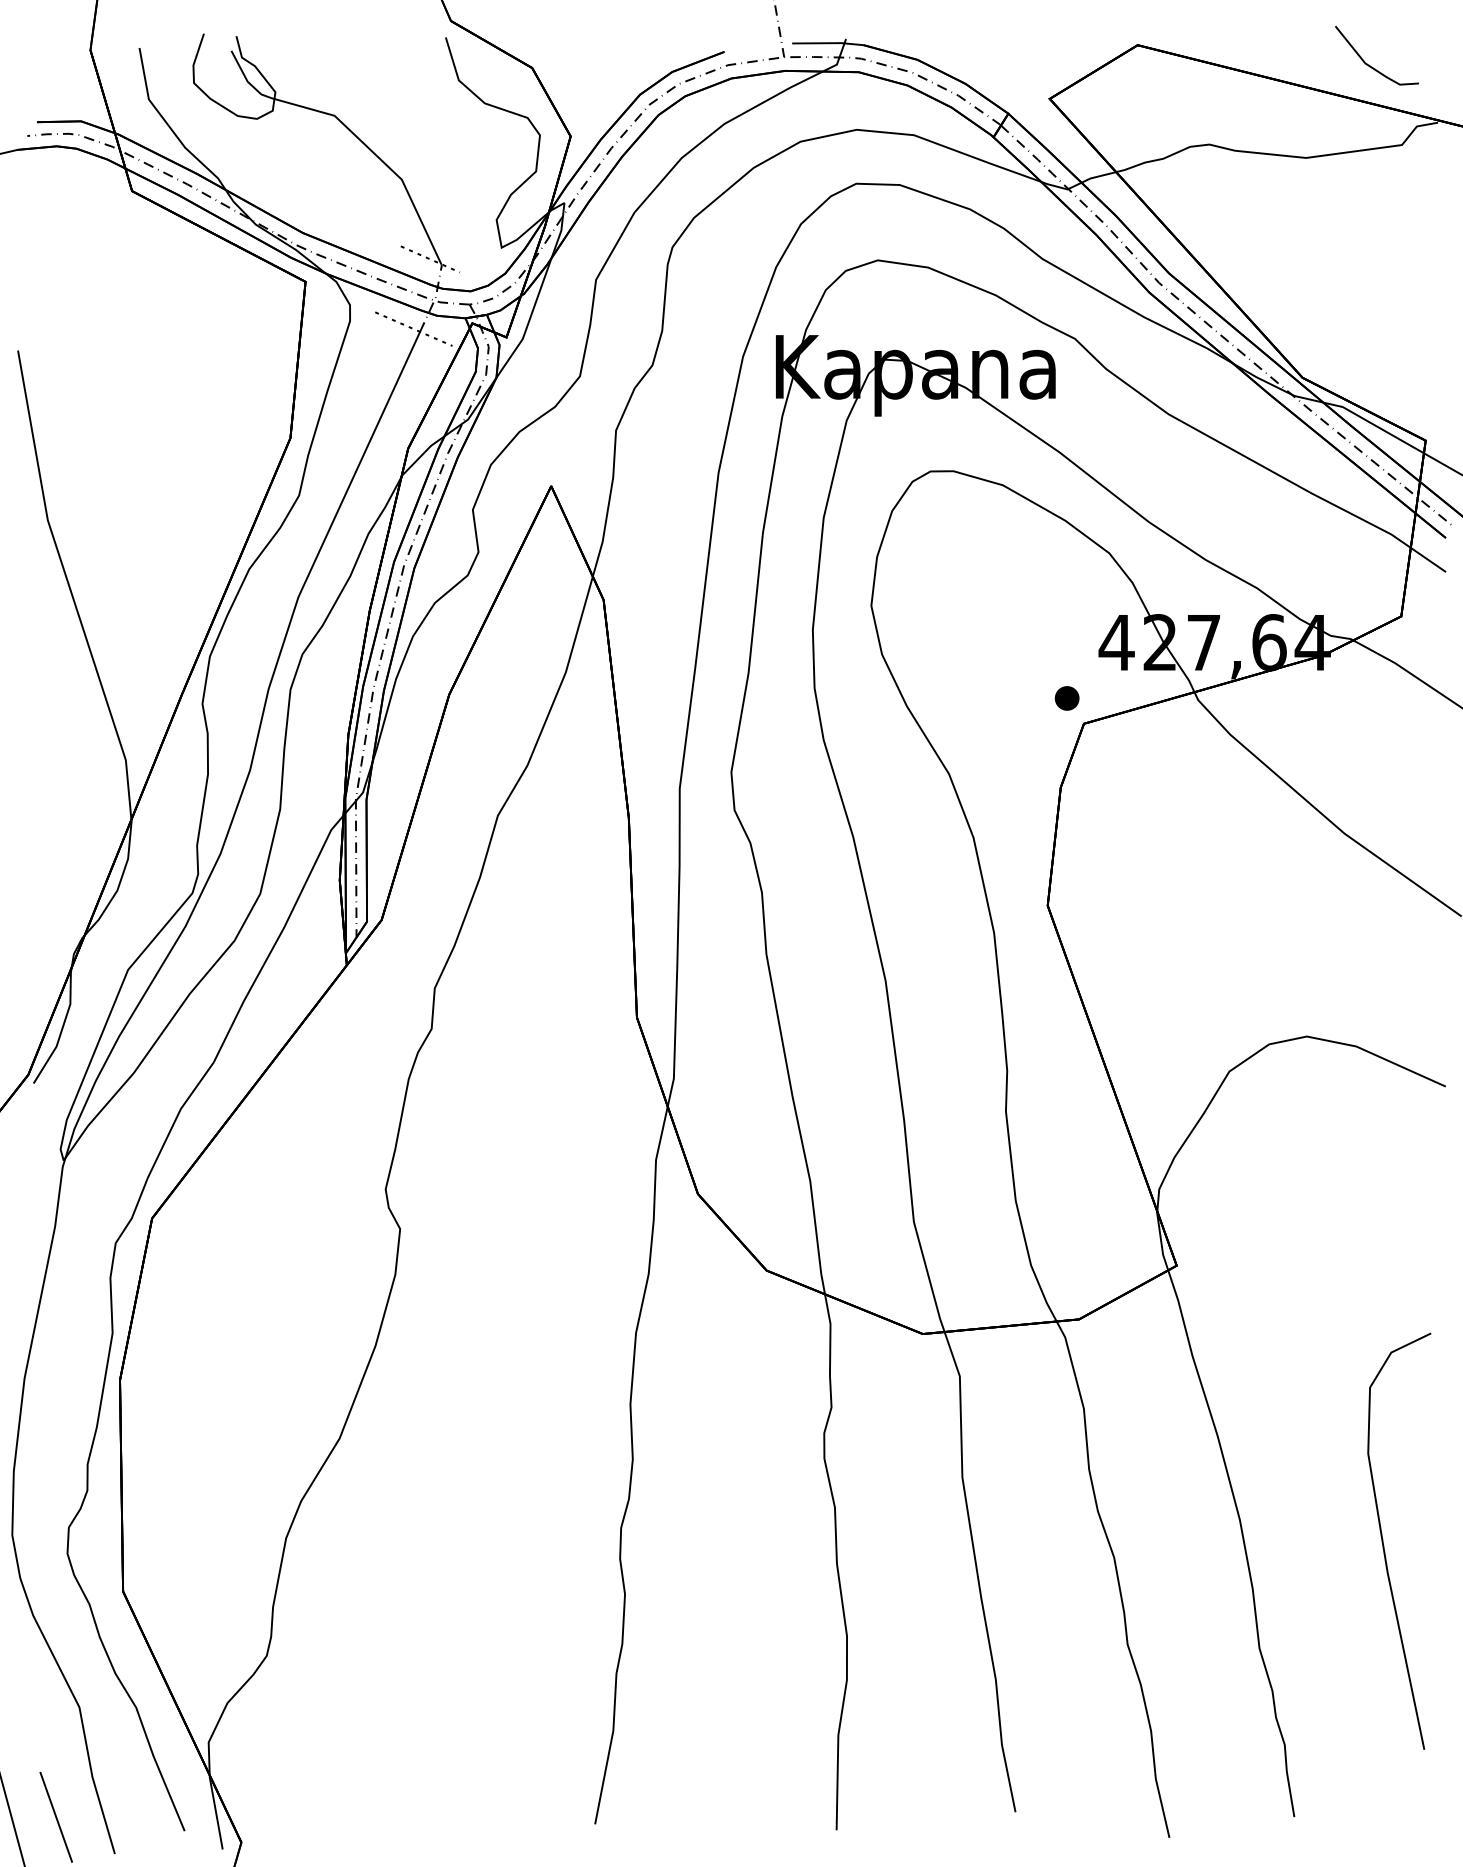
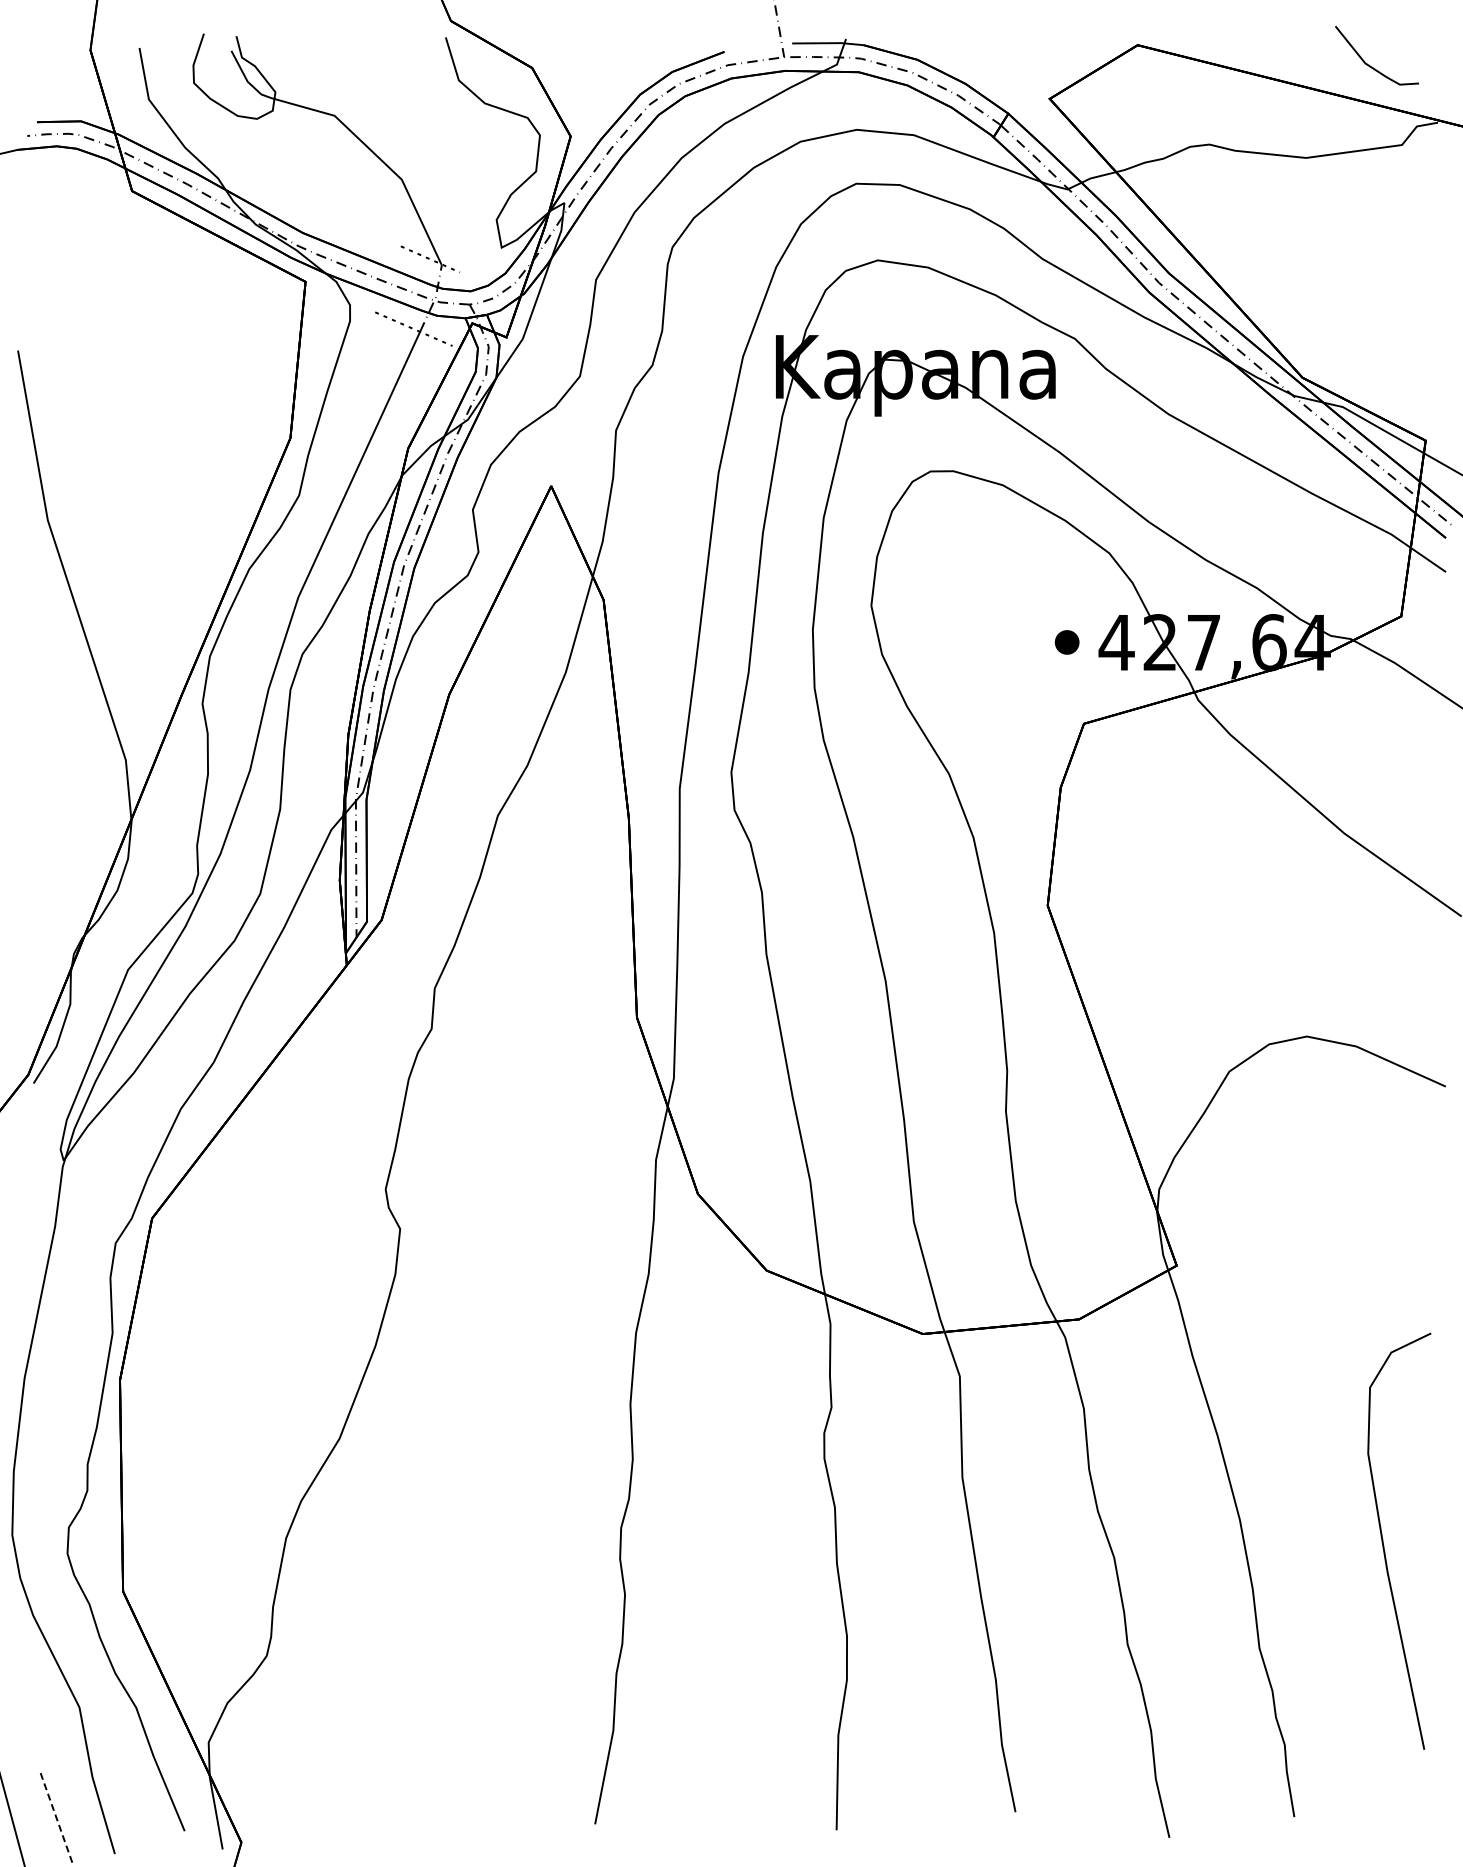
part position: (1066, 698) -> (1066, 642) (1066, 642)
line: solid -> dashed (56, 1816)
